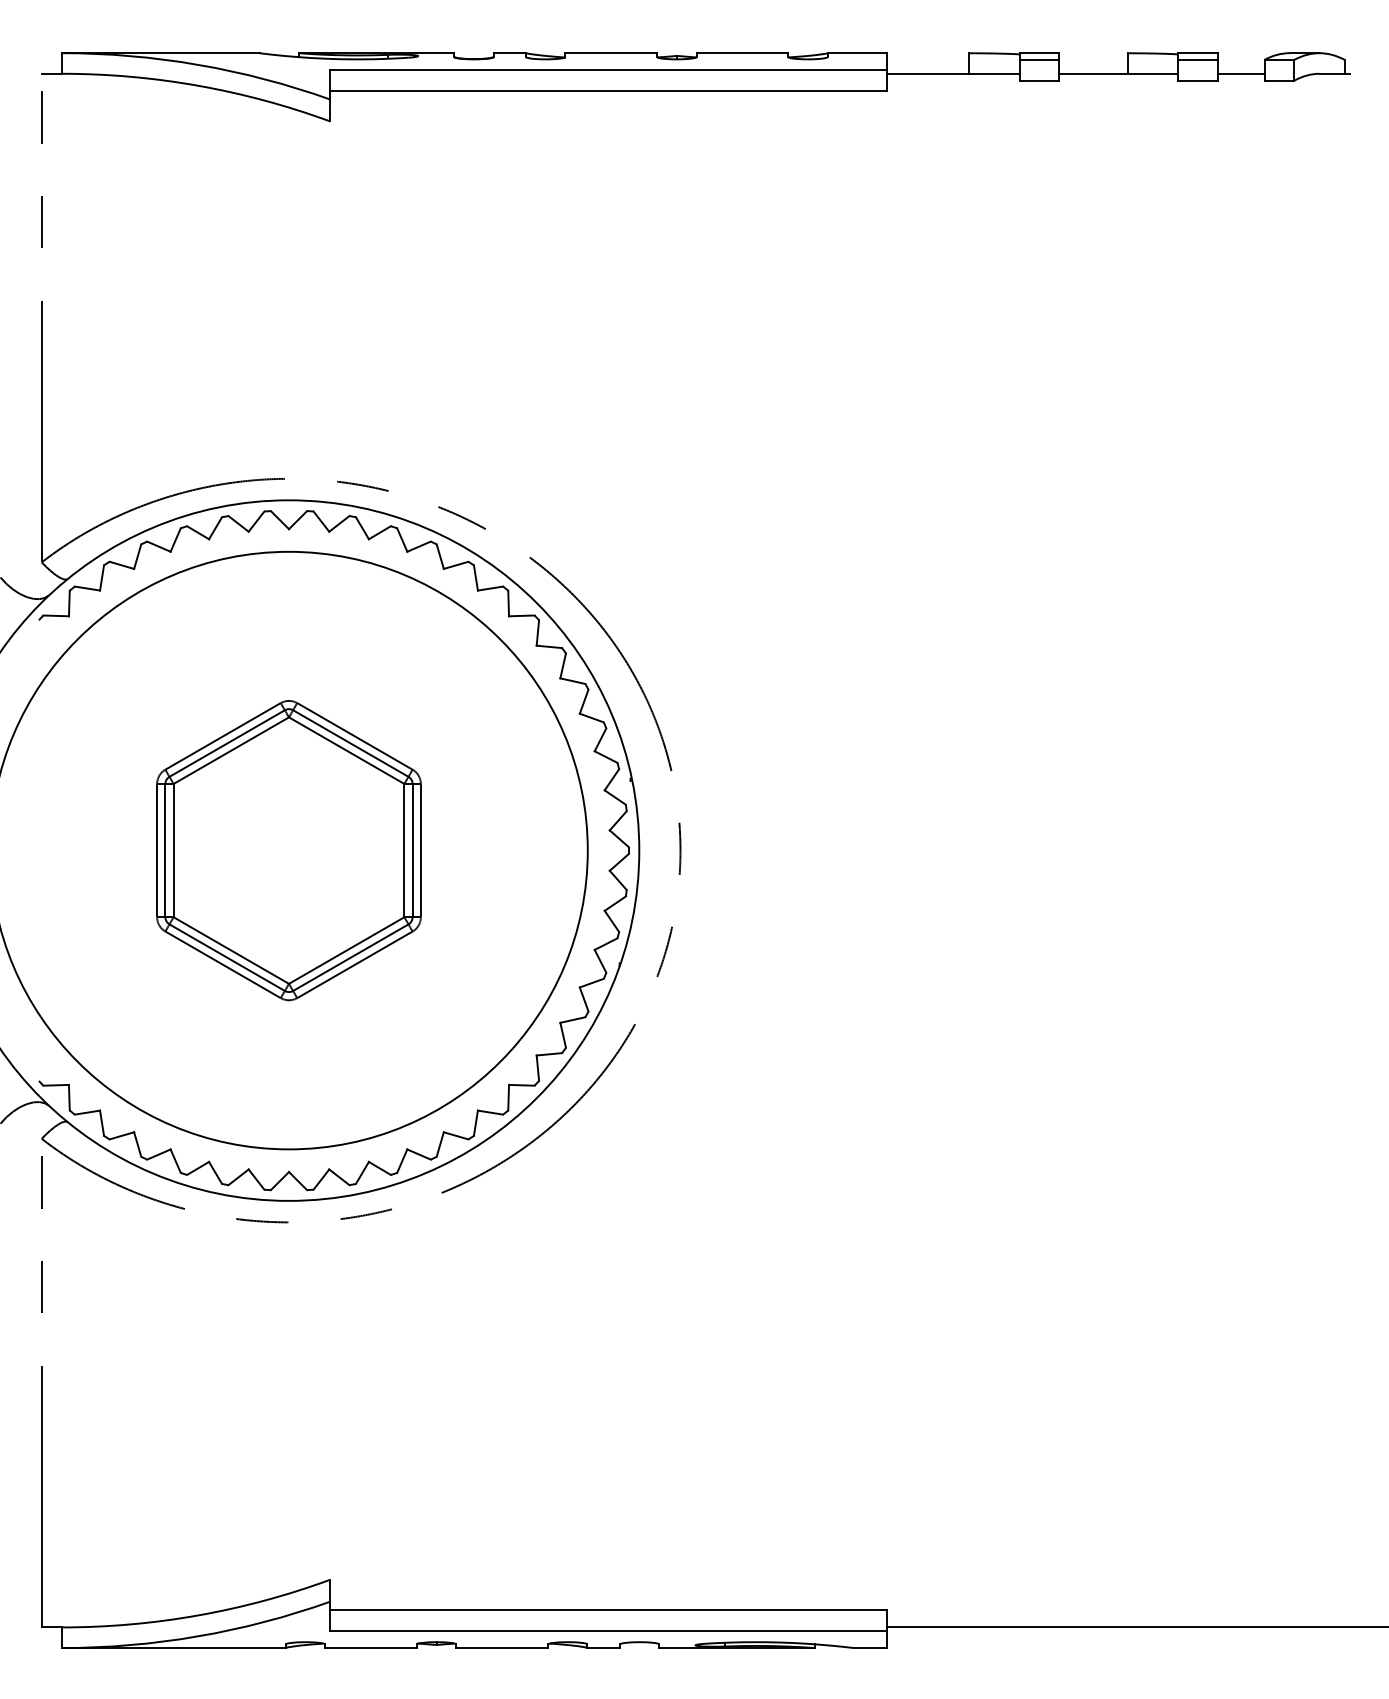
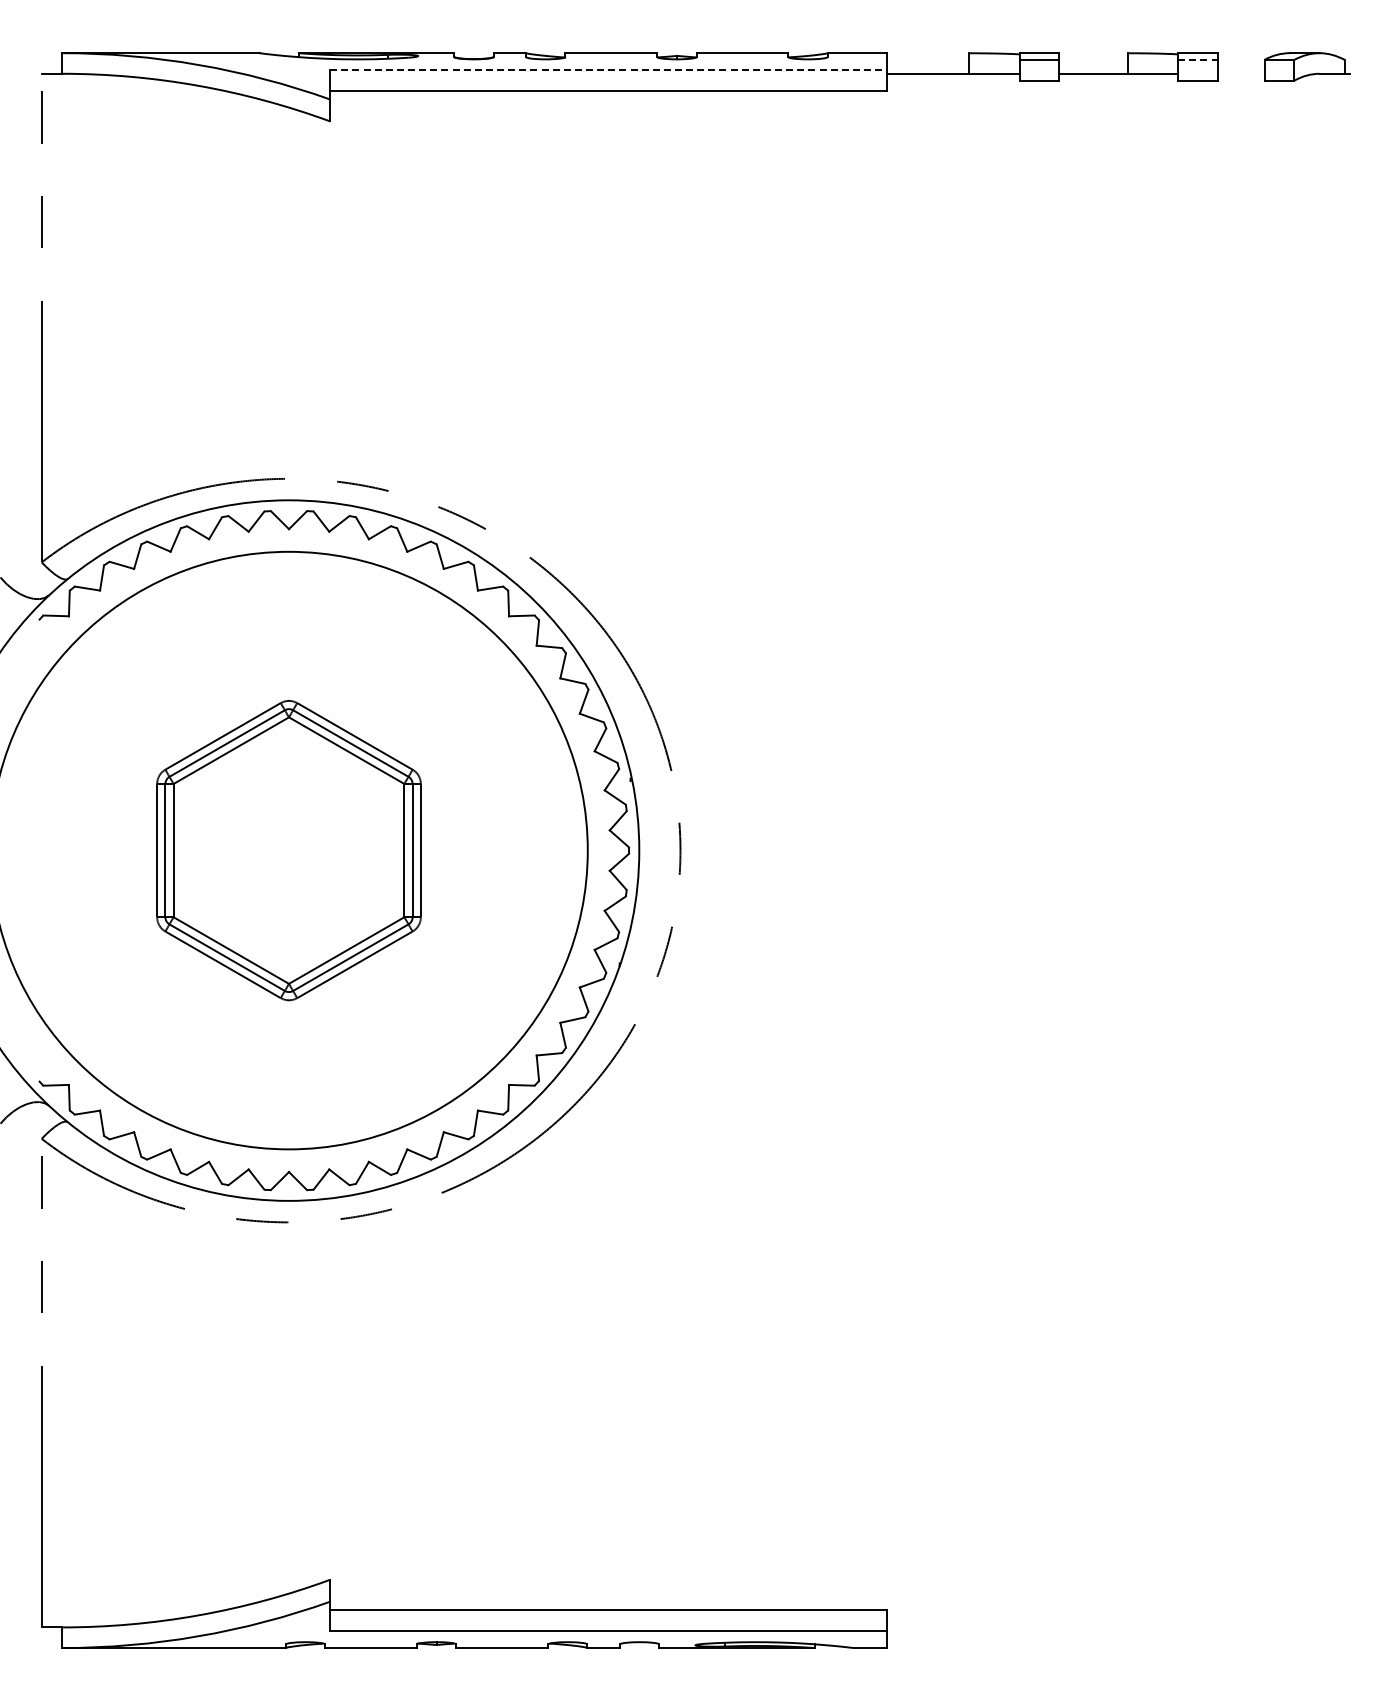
line: solid -> dashed (1197, 59)
line: solid -> dashed (608, 70)
line: present -> none (1240, 73)
line: present -> none (1135, 1627)
